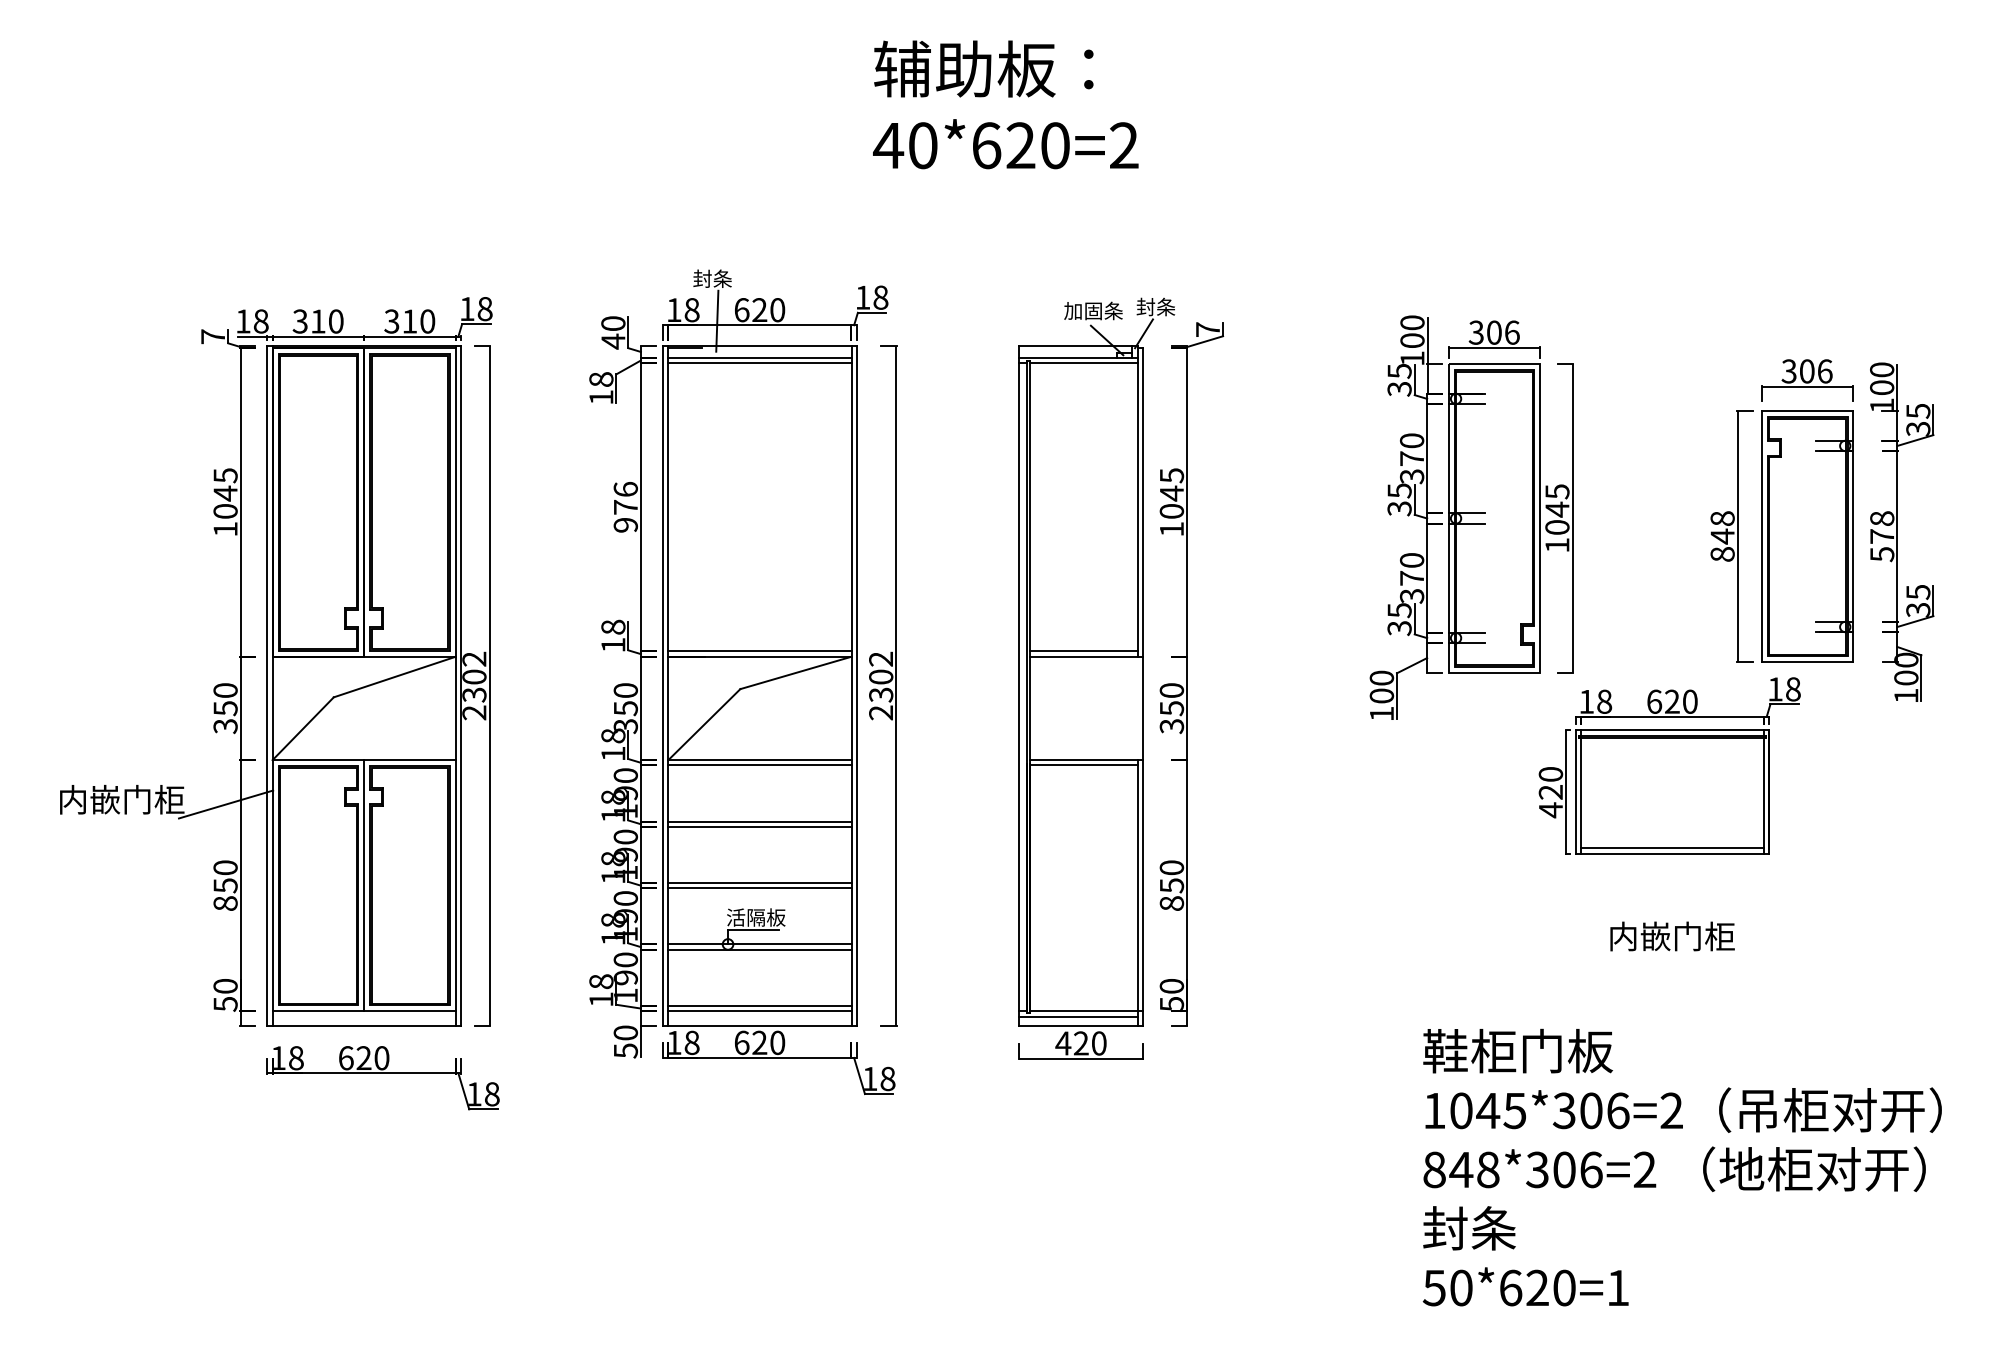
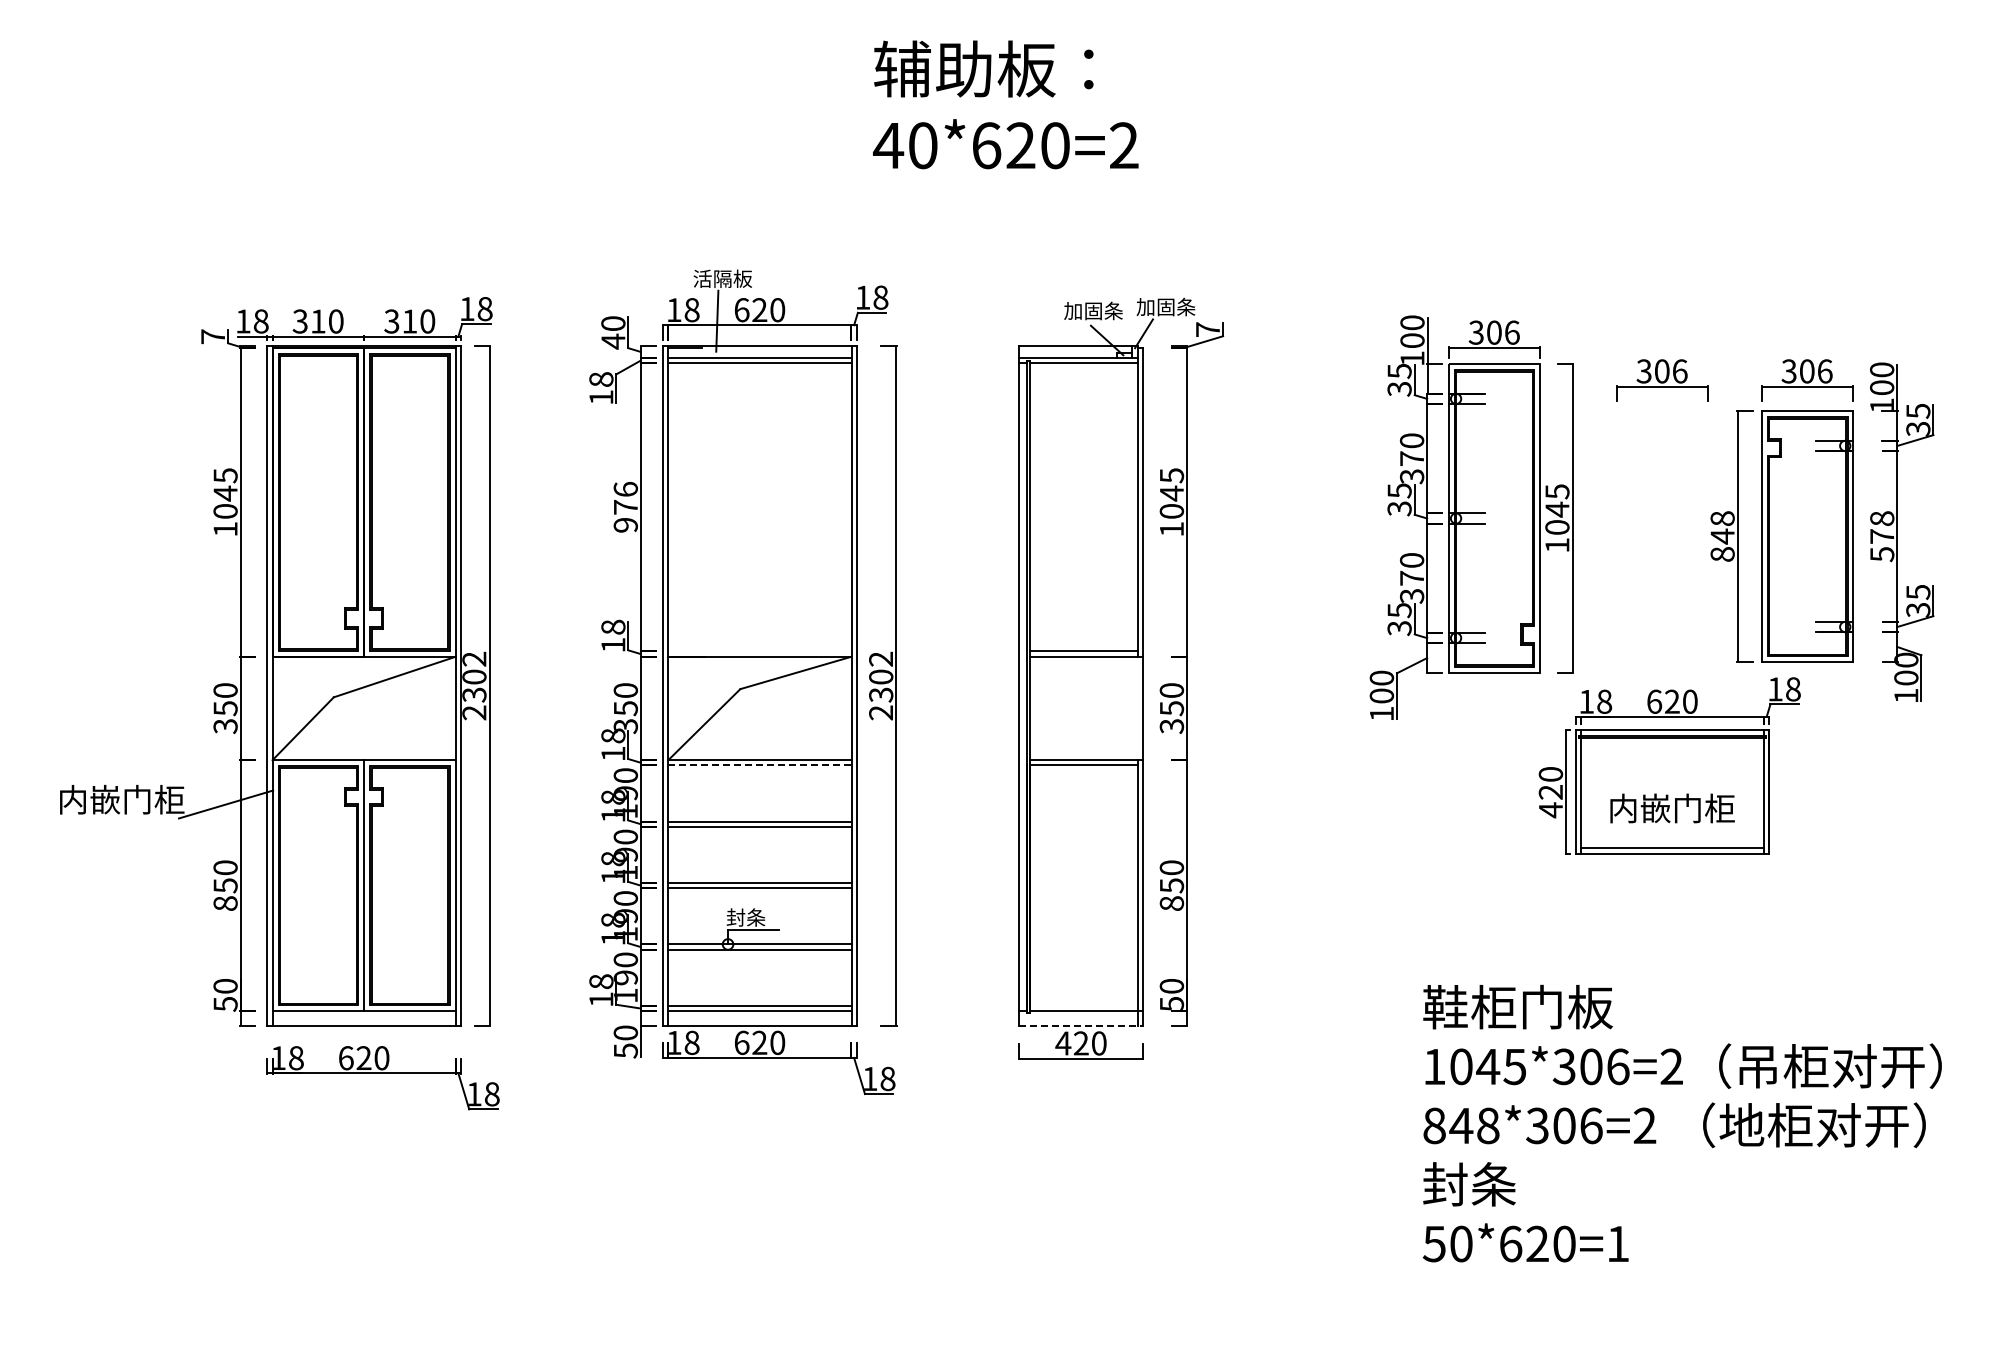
text: 封条 -> 活隔板 (722, 278)
text: 封条 -> 加固条 (1165, 306)
part: none -> present (1662, 380)
line: present -> none (759, 651)
line: solid -> dashed (759, 765)
text: 活隔板 -> 封条 (755, 917)
text position: (1672, 936) -> (1672, 808) (1672, 808)
line: present -> none (1078, 1016)
line: solid -> dashed (1081, 1025)
text position: (1681, 1167) -> (1681, 1123) (1681, 1123)
